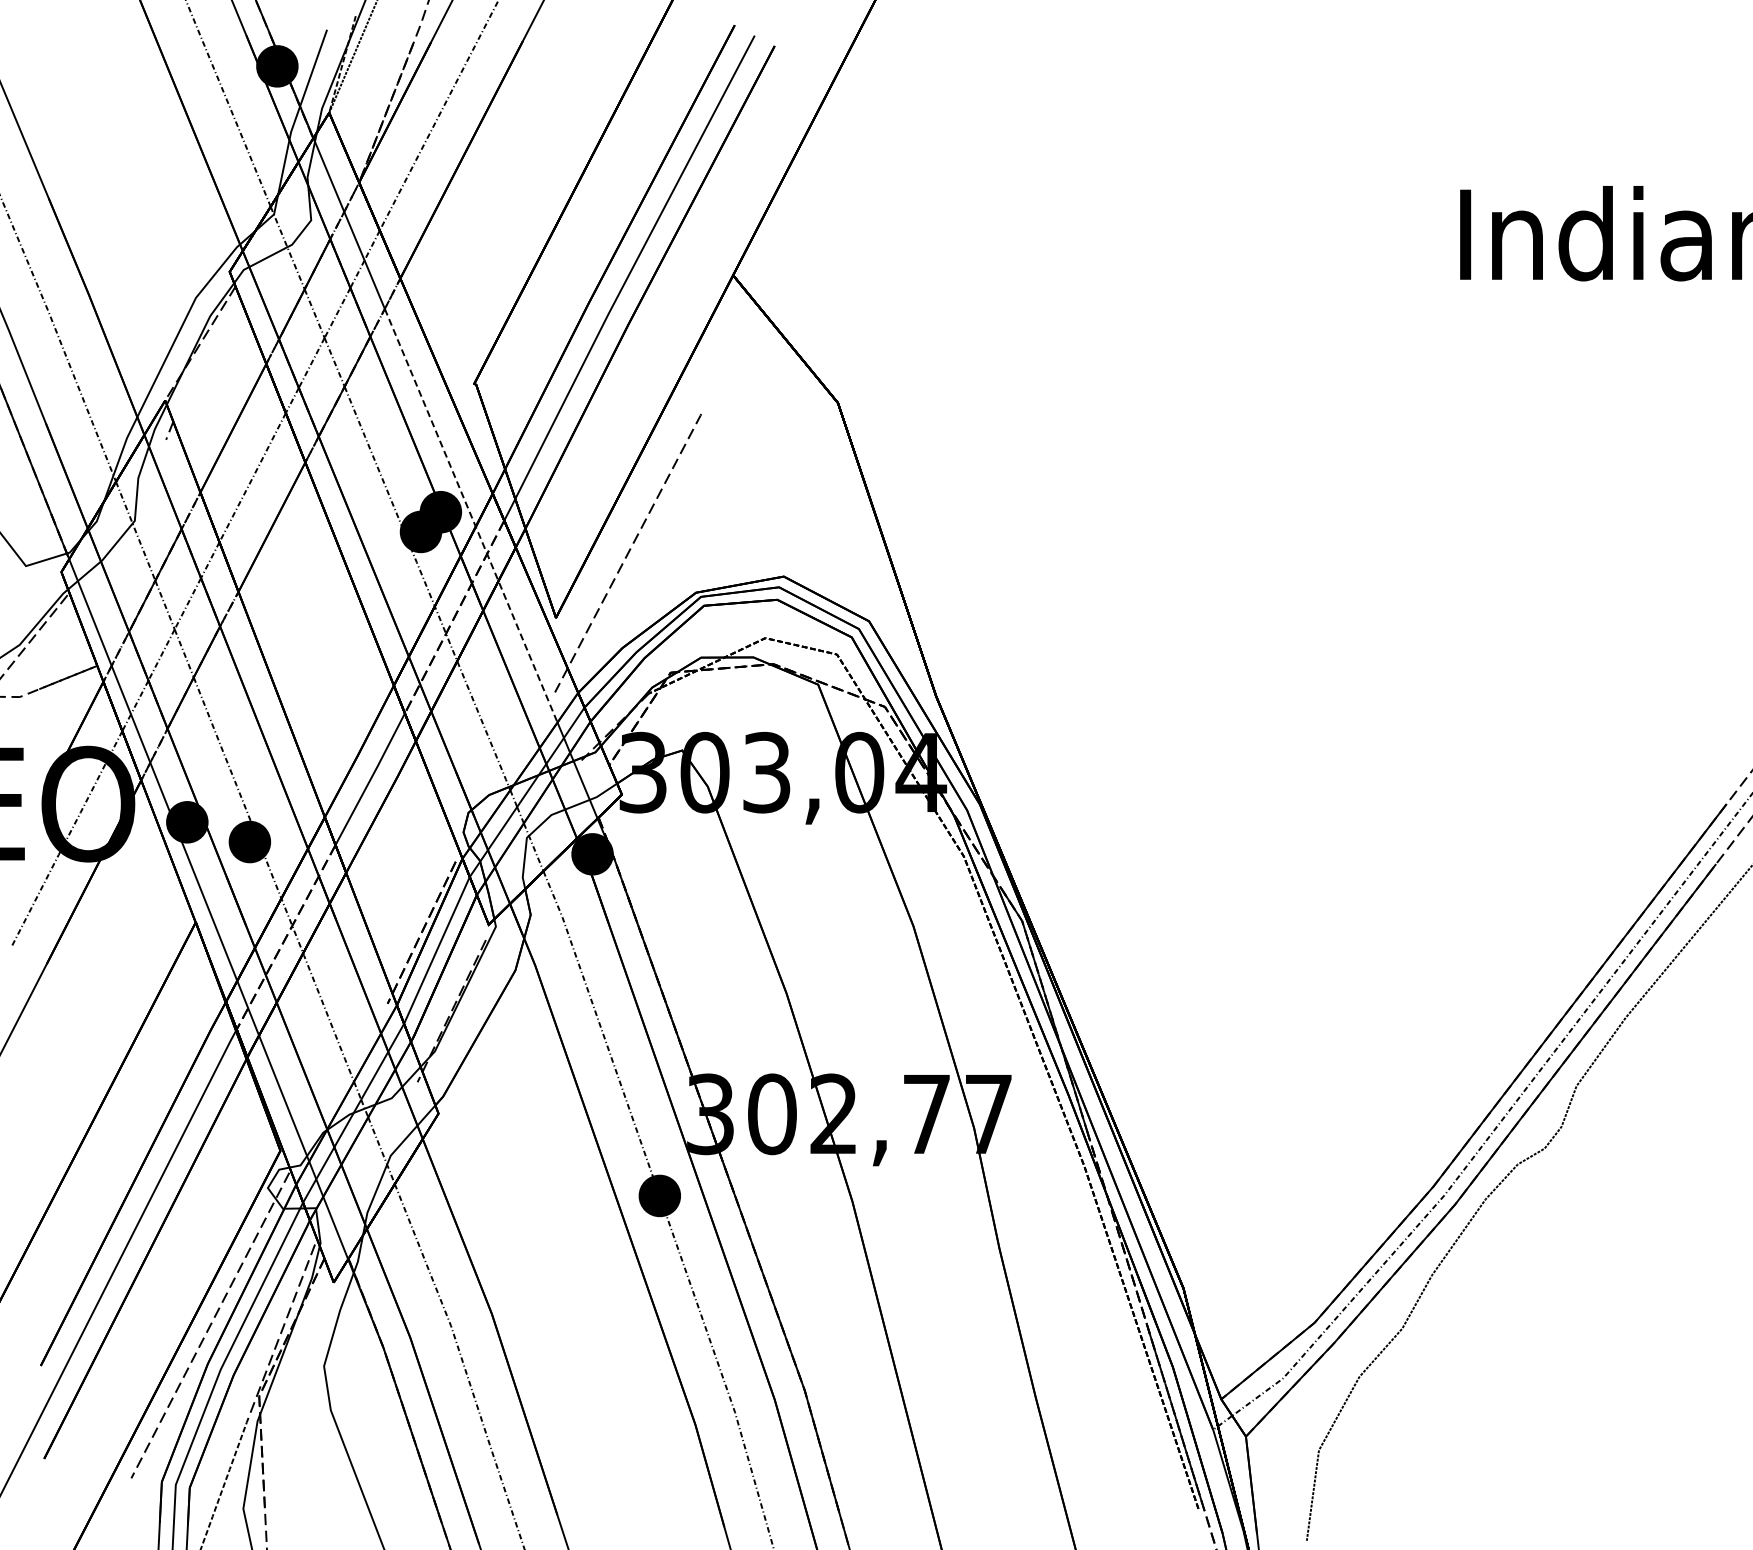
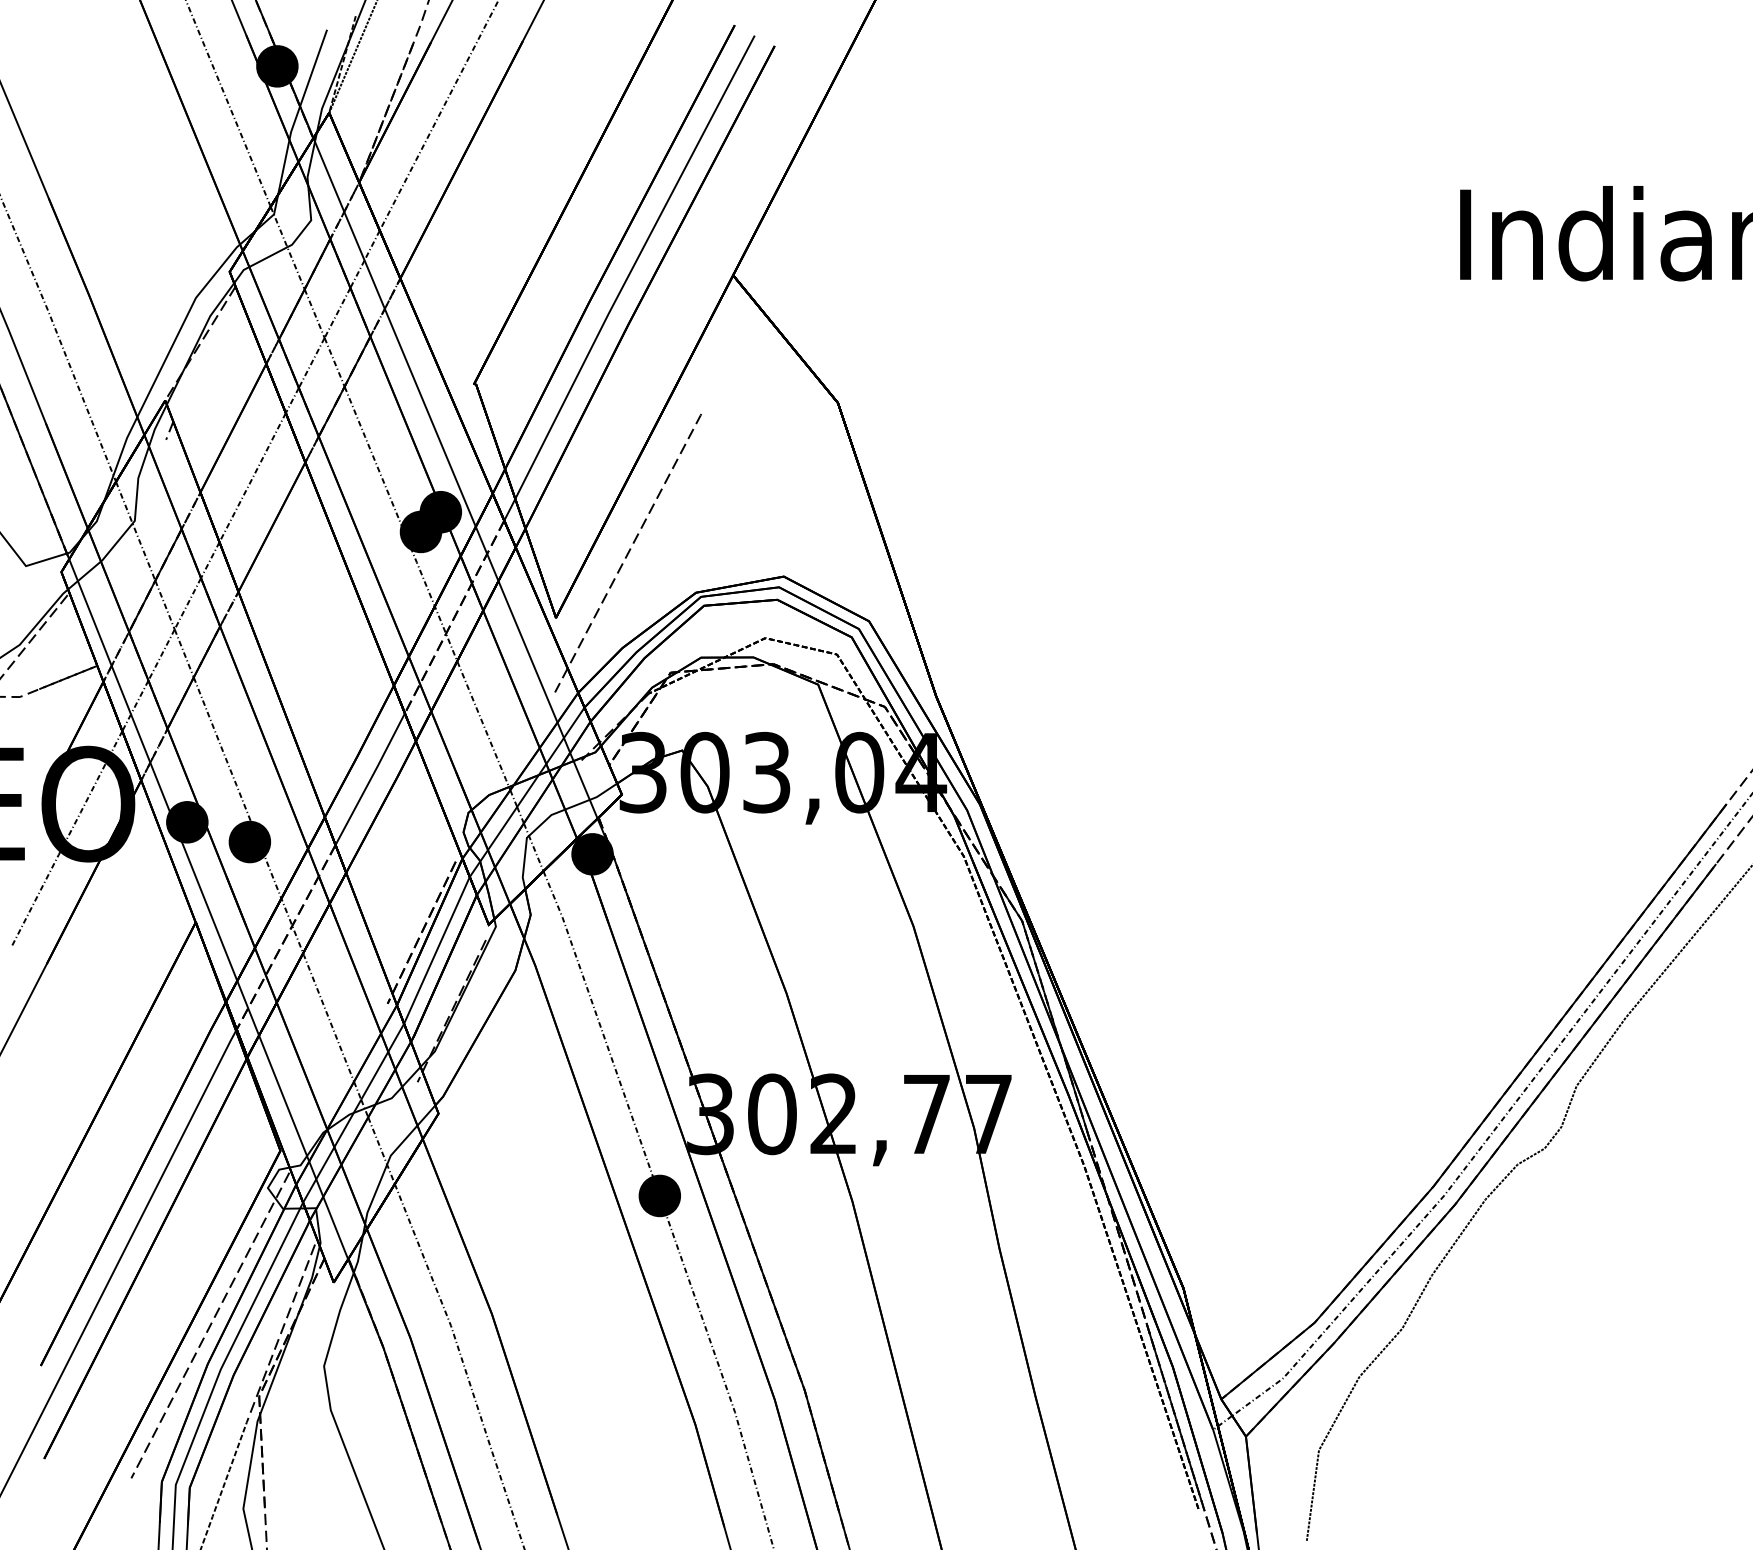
line: dashed -> solid (471, 516)
